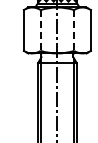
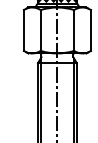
line: dashed -> solid (40, 30)
line: dashed -> solid (74, 30)
